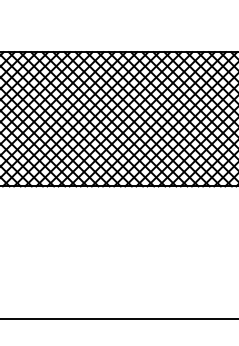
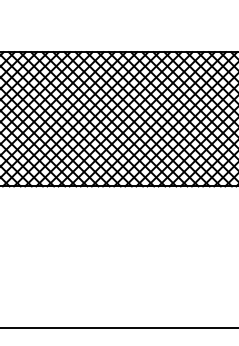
line position: (118, 318) -> (118, 327) (118, 327)
